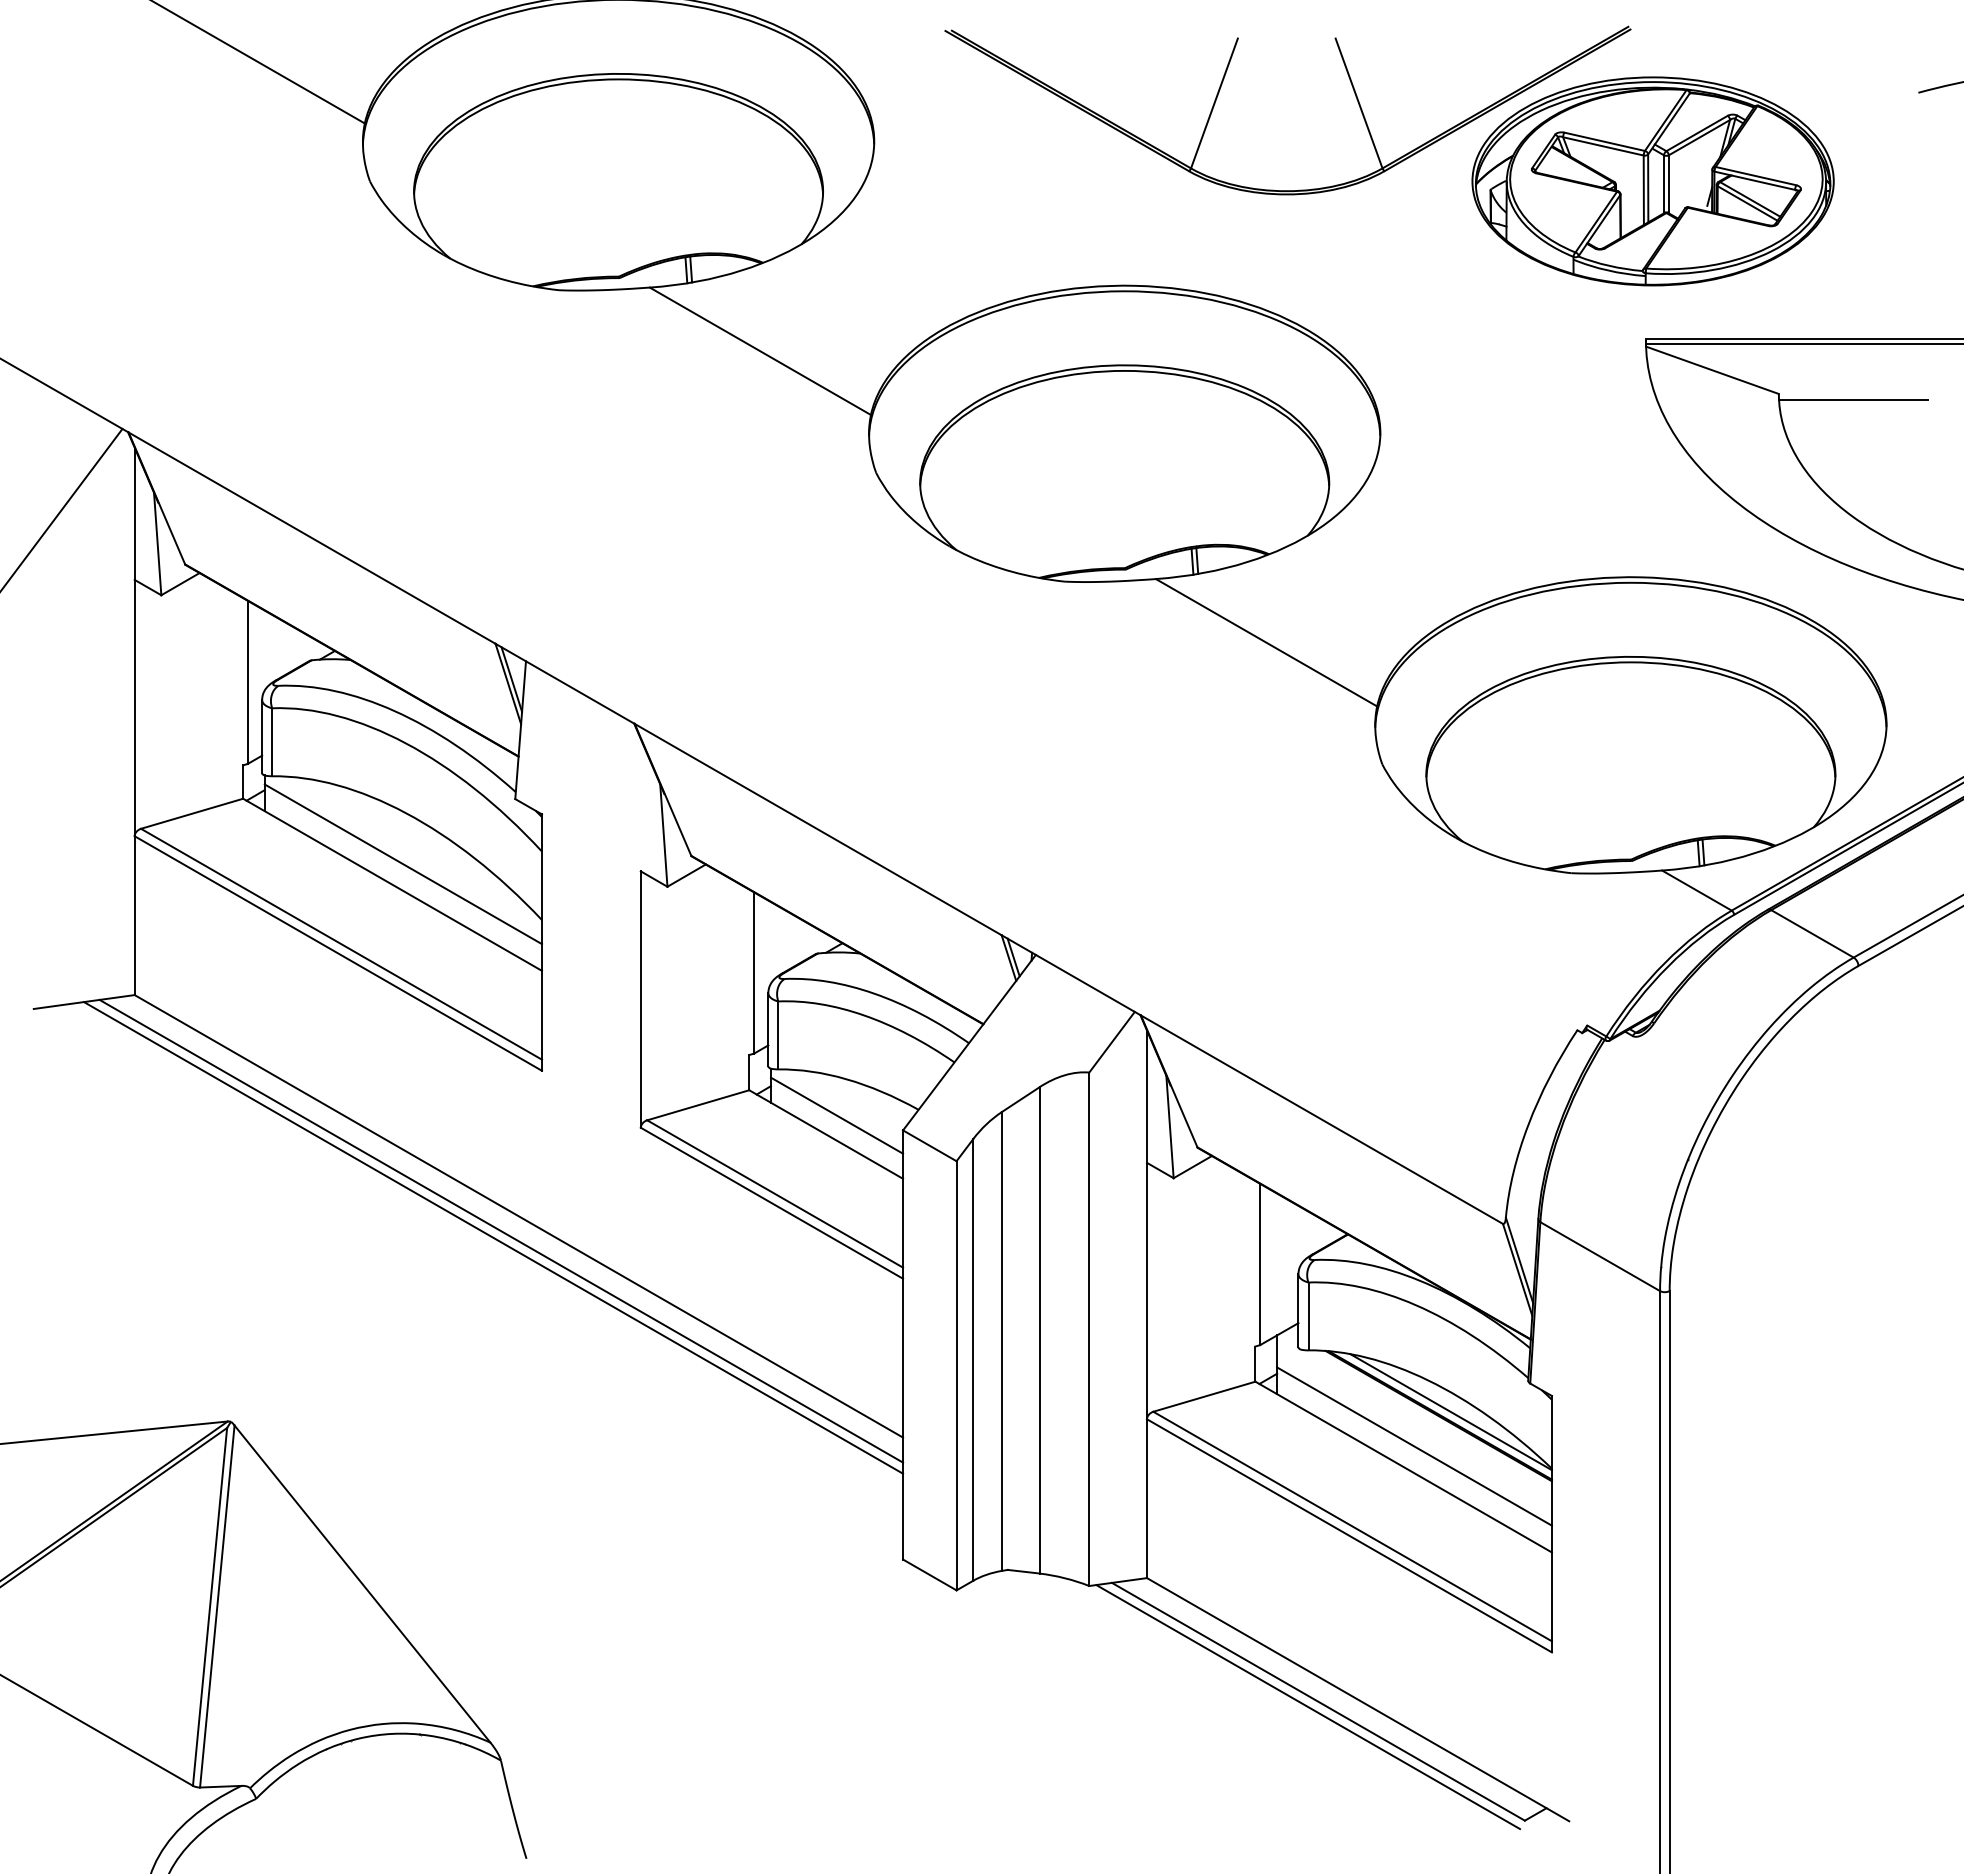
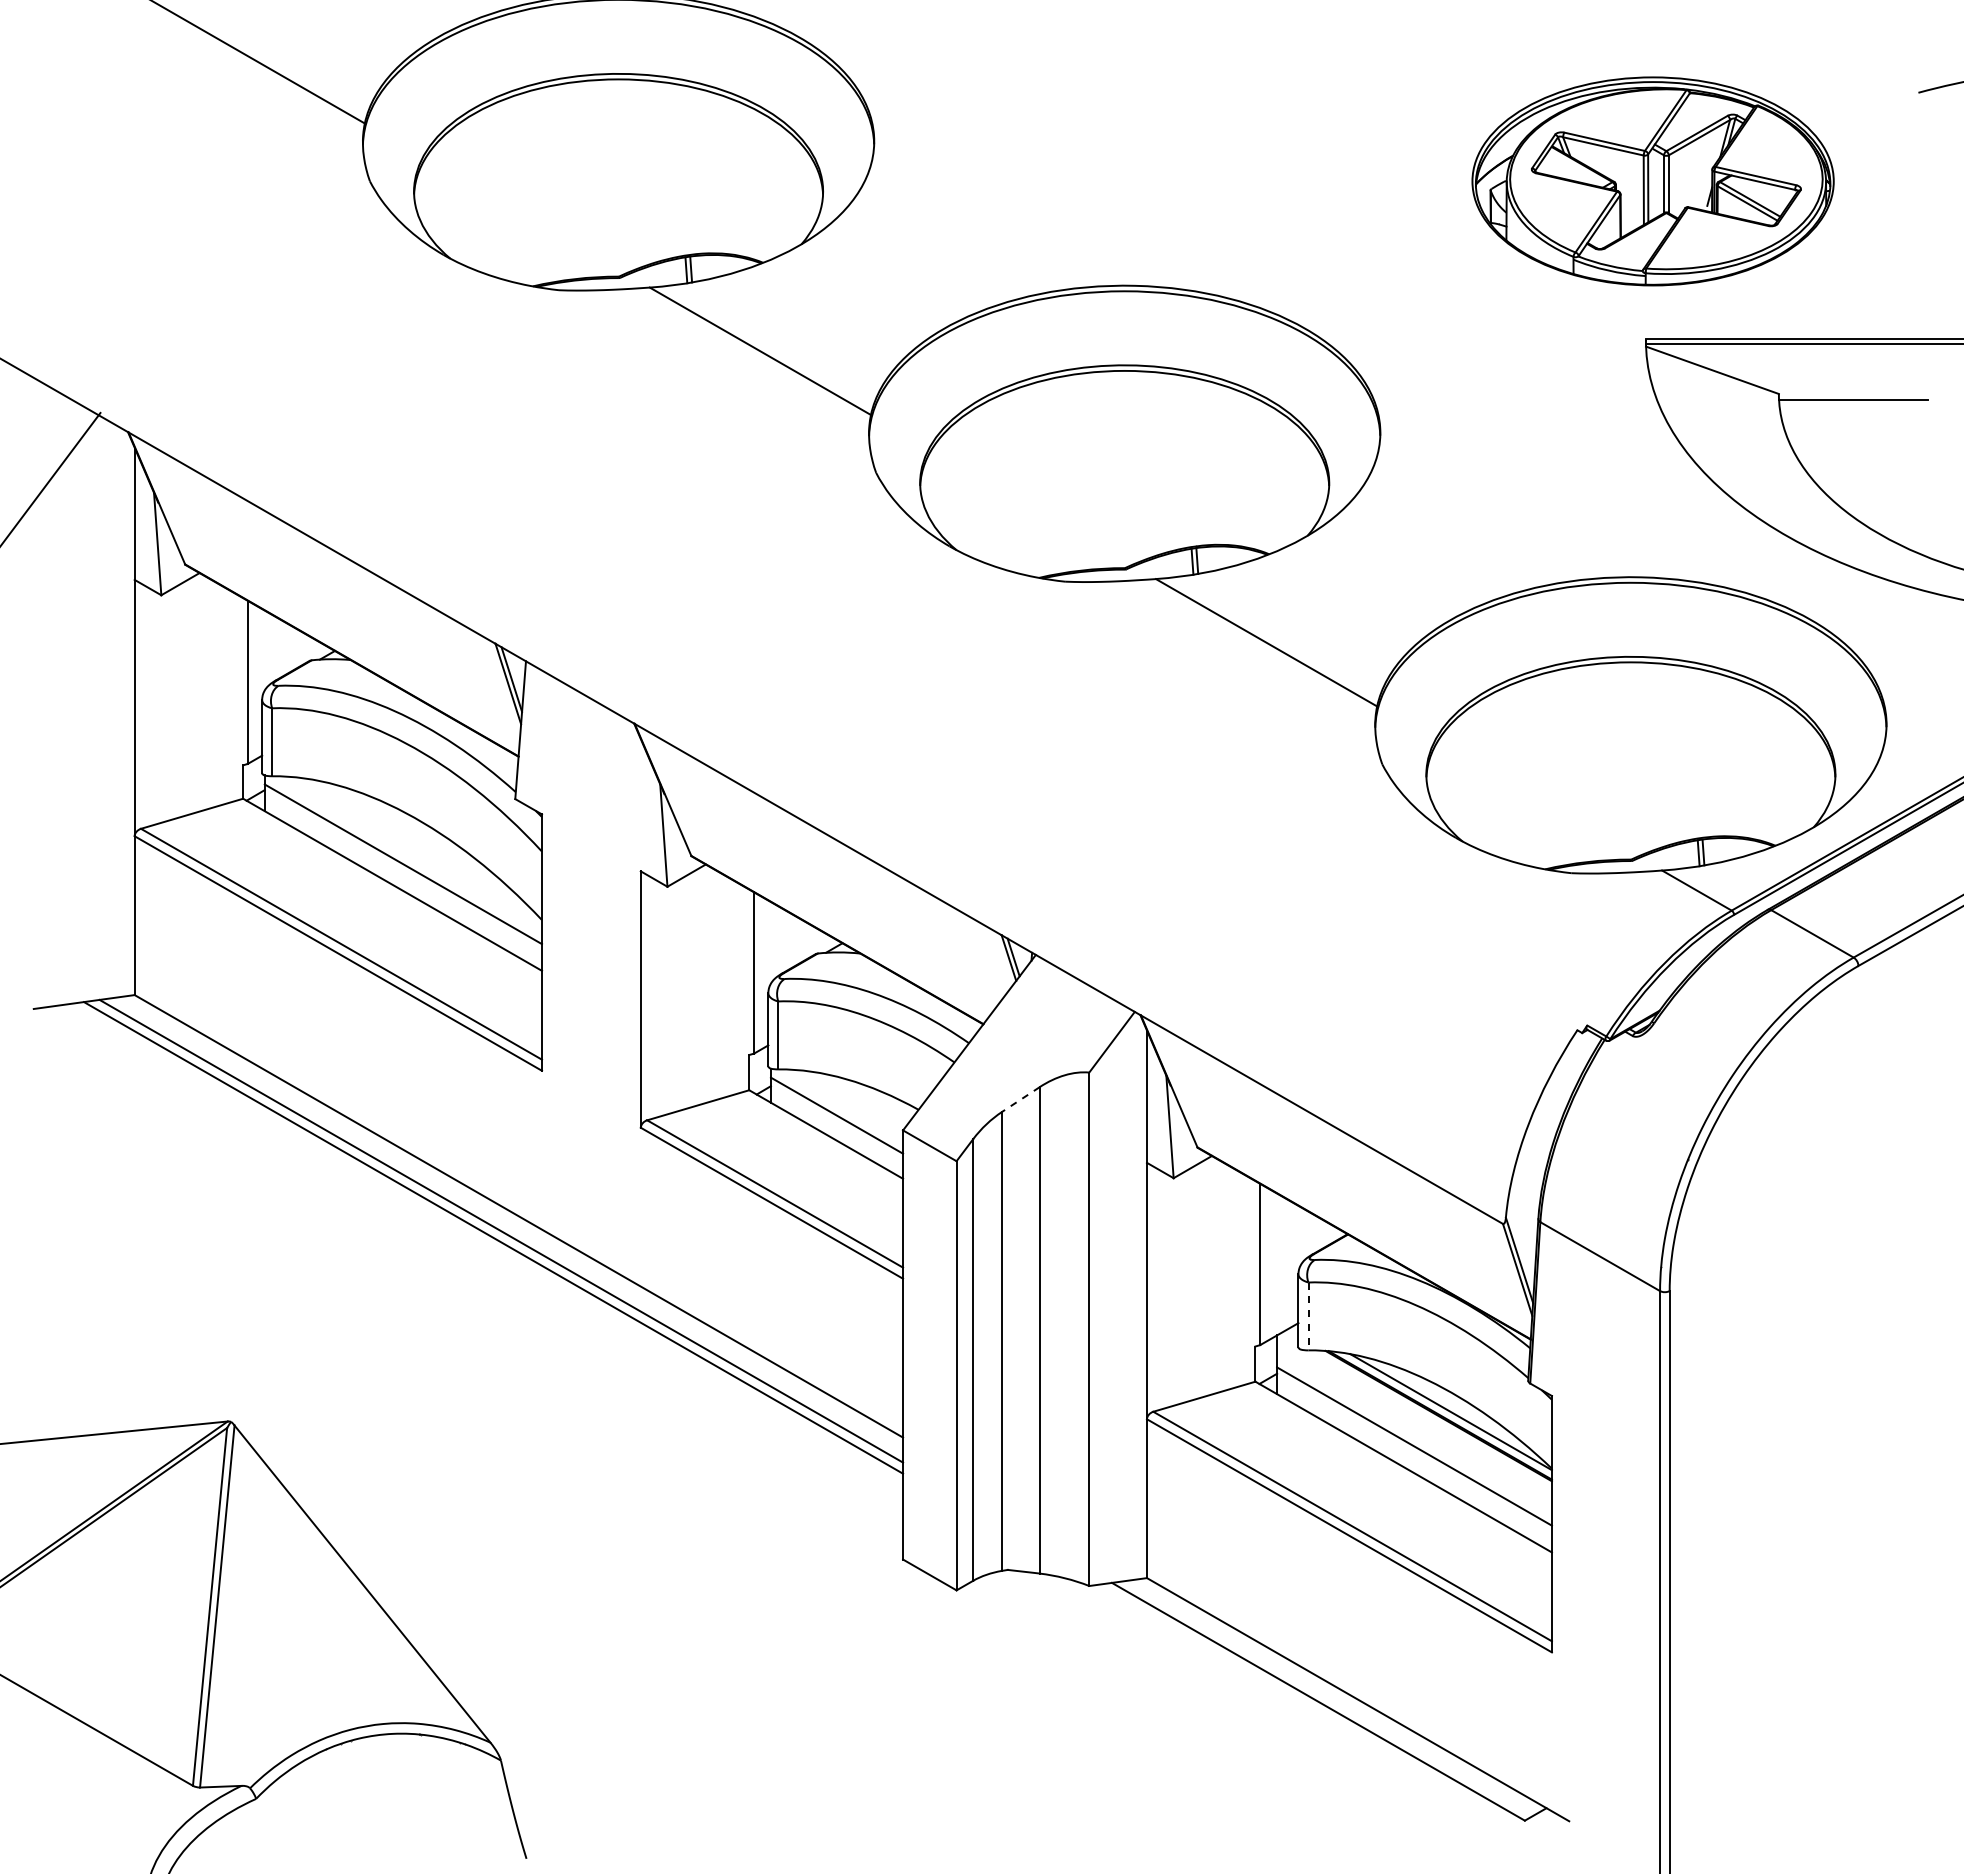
part: present -> none (1350, 83)
line position: (62, 508) -> (51, 477) (51, 477)
line: solid -> dashed (1020, 1099)
line: solid -> dashed (1308, 1316)
line: present -> none (1308, 1707)
